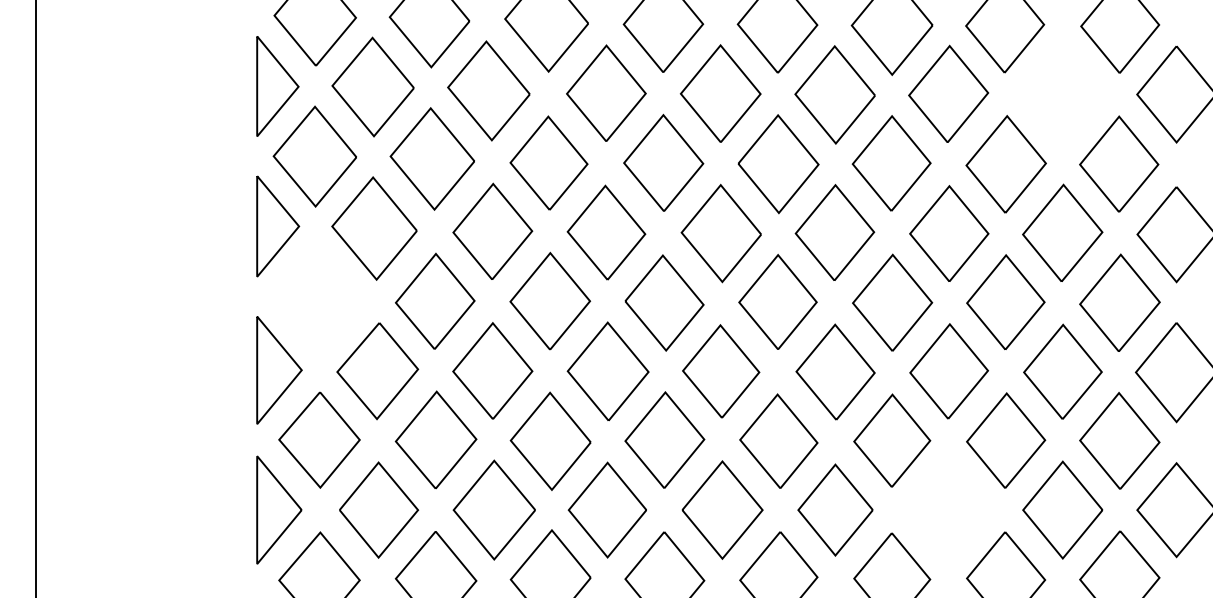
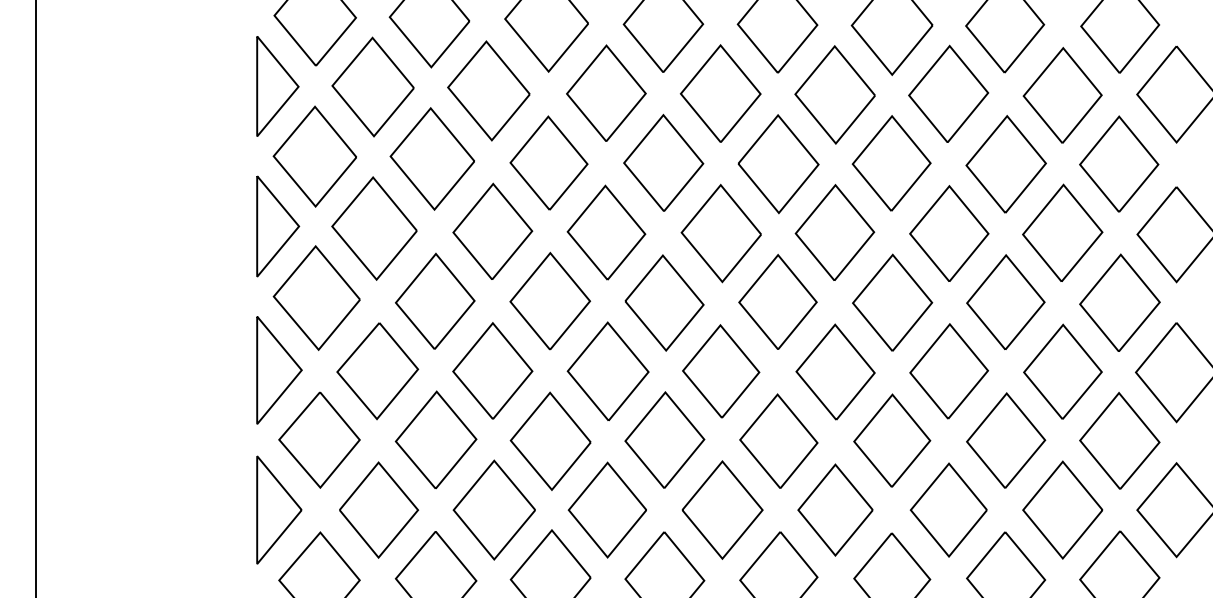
part: none -> present (1062, 95)
part: none -> present (316, 297)
part: none -> present (948, 509)
